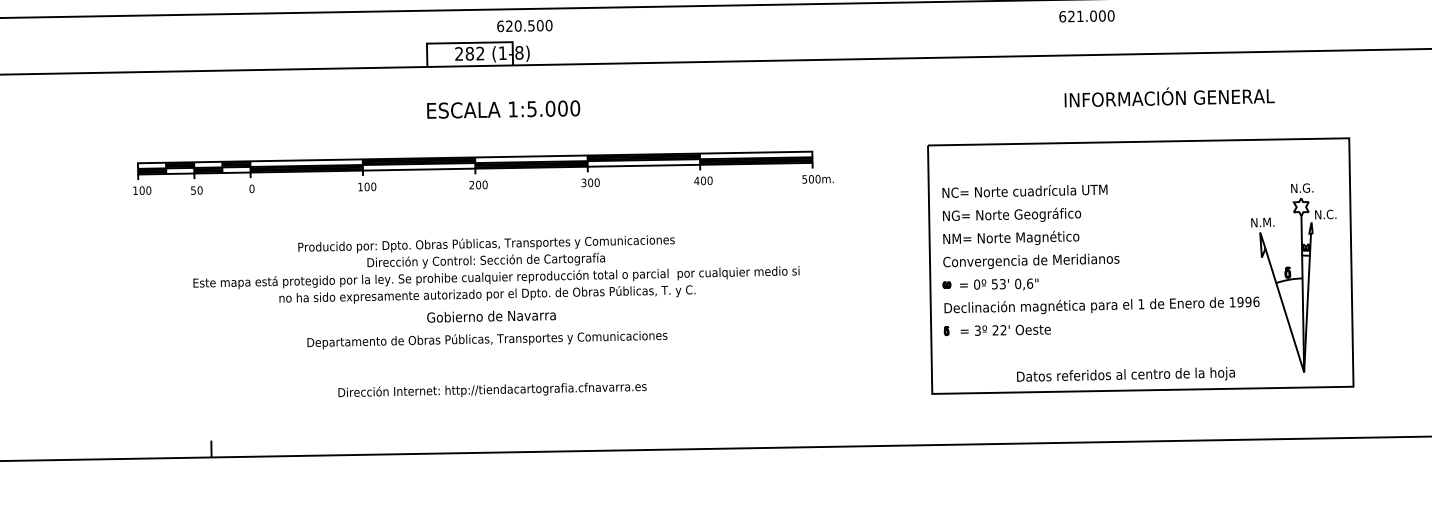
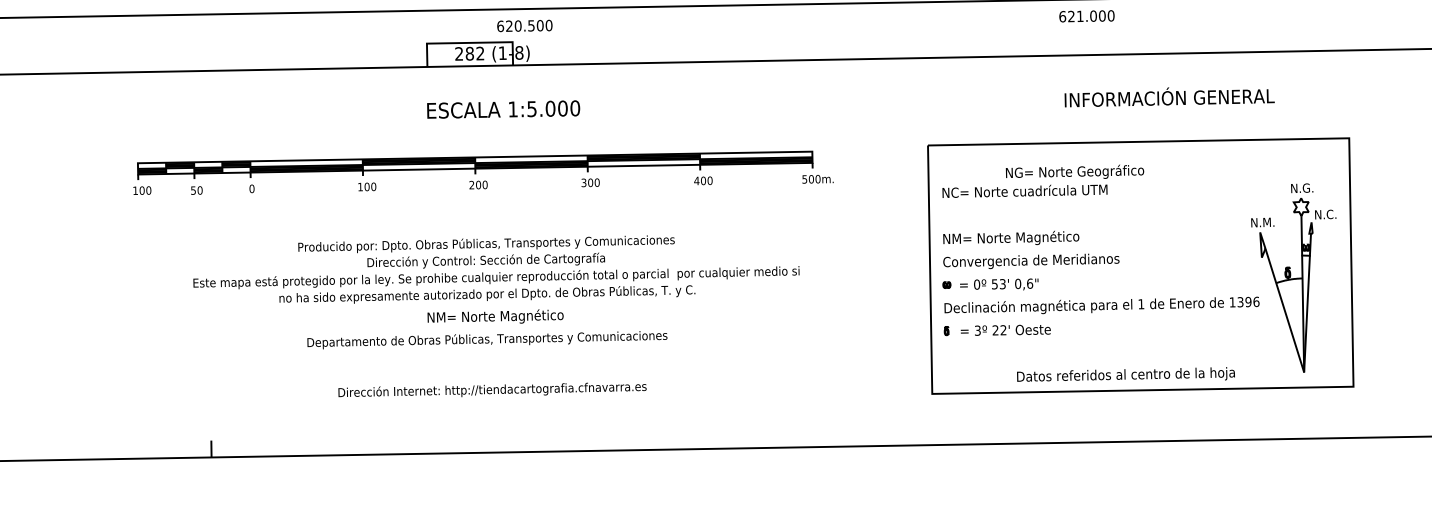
text position: (1011, 214) -> (1074, 171) (1074, 171)
text: 1996 -> 1396 (1240, 302)
text: Gobierno de Navarra -> NM= Norte Magnético (495, 316)
